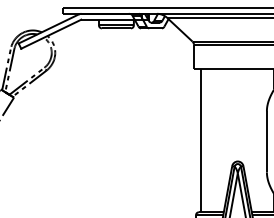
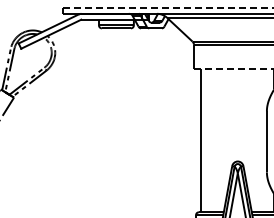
line: solid -> dashed (168, 8)
line: solid -> dashed (233, 69)
